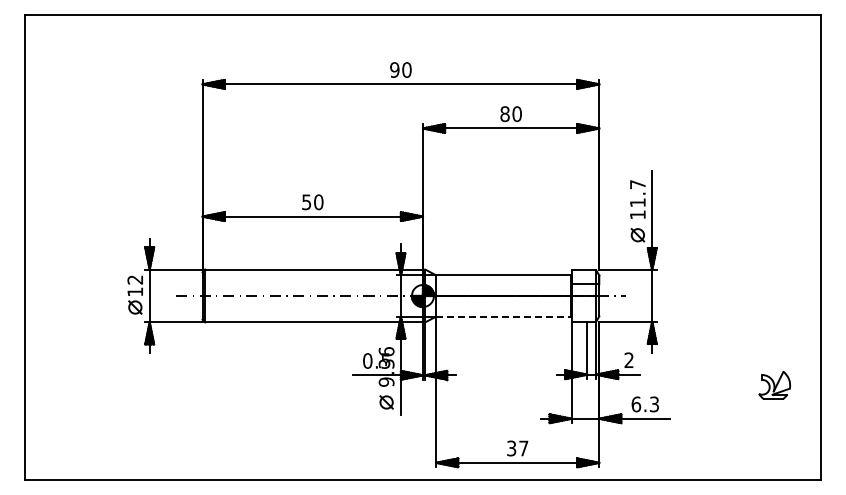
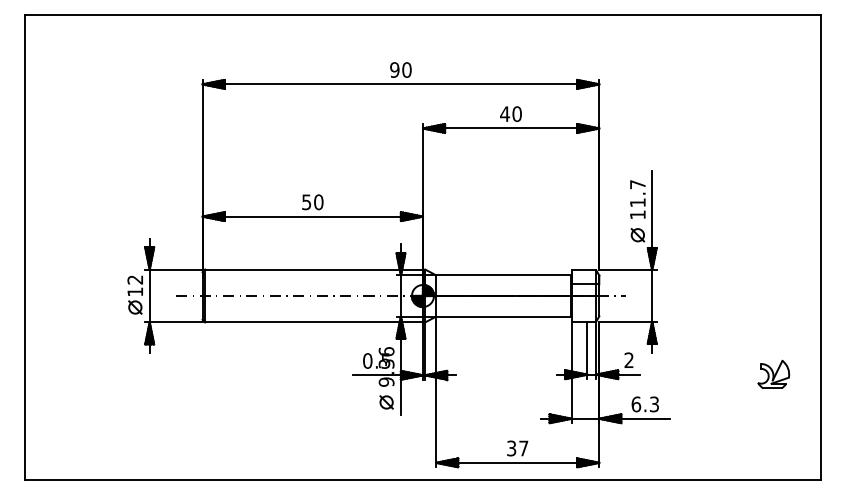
text: 80 -> 40 (505, 114)
line: dashed -> solid (503, 316)
part position: (774, 384) -> (773, 373) (773, 373)
